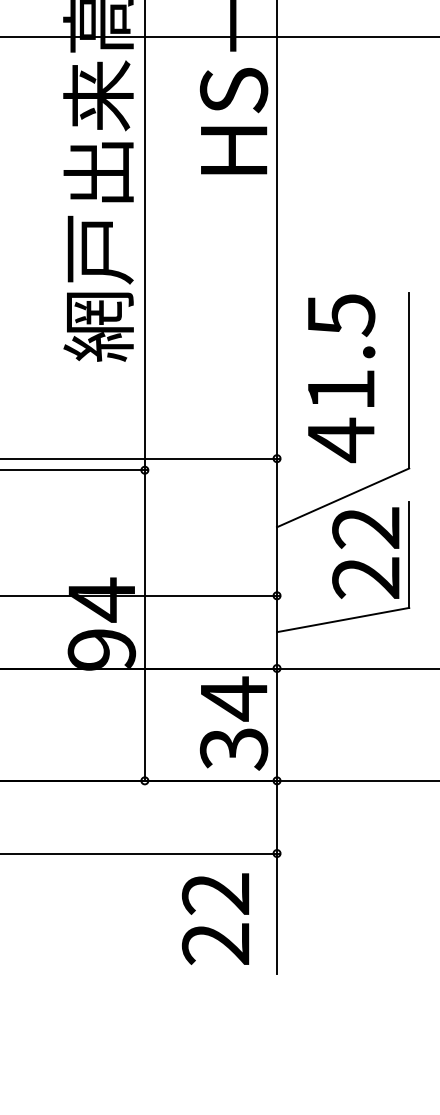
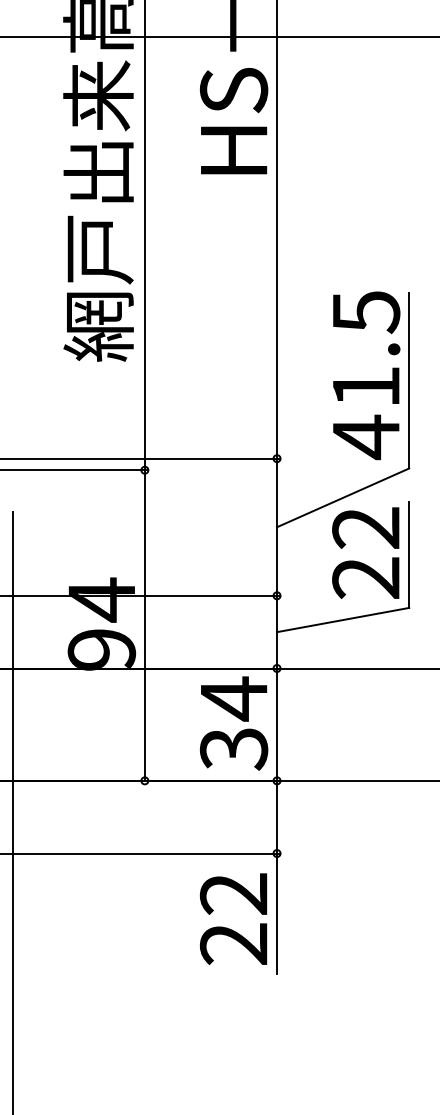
text position: (341, 378) -> (366, 375) (366, 375)
line: none -> present (13, 811)
text position: (215, 918) -> (233, 918) (233, 918)
